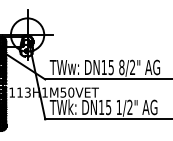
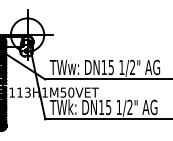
text: 8/2" -> 1/2" (121, 67)
